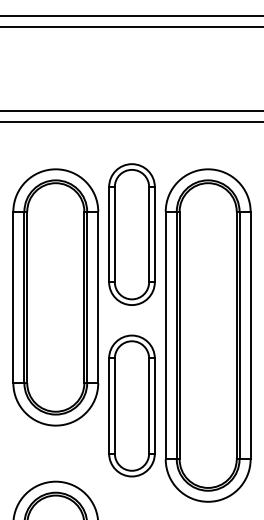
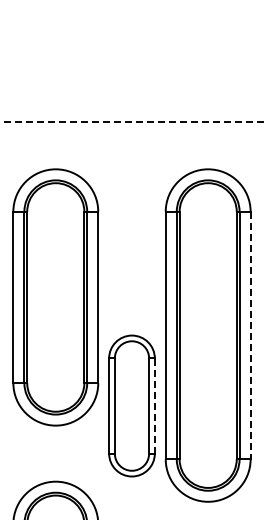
line: present -> none (131, 15)
line: present -> none (131, 27)
line: present -> none (131, 110)
line: solid -> dashed (131, 122)
part: present -> none (131, 234)
line: solid -> dashed (250, 335)
line: solid -> dashed (154, 406)
